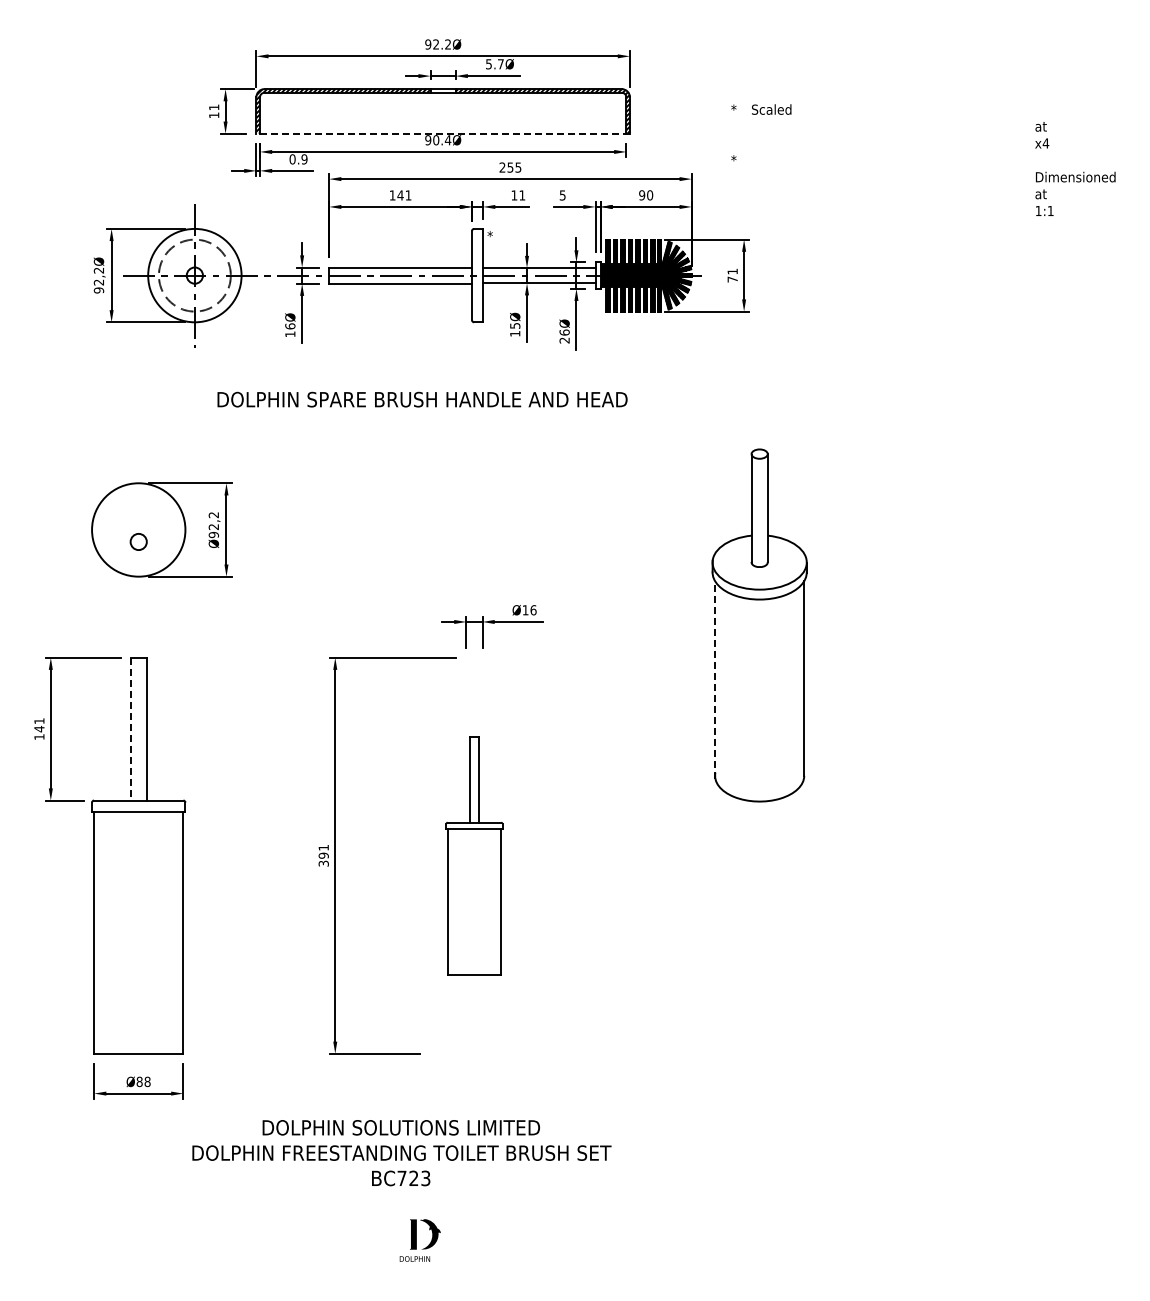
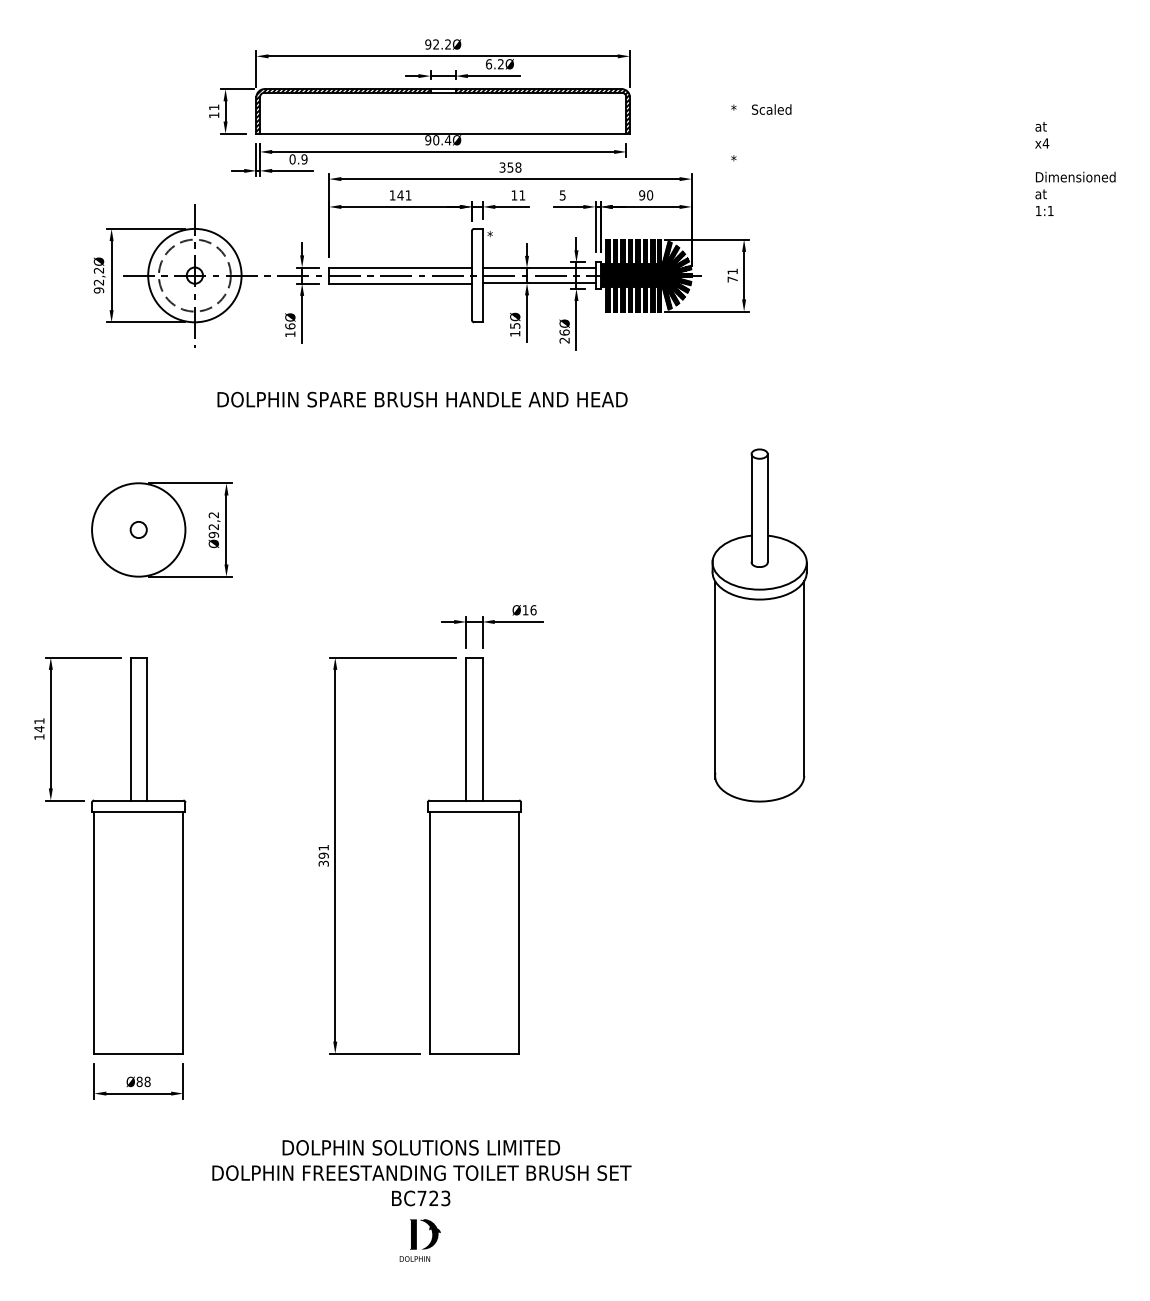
text: 5.7Ø -> 6.2Ø (494, 64)
line: dashed -> solid (443, 133)
text: 255 -> 358 (510, 167)
circle position: (138, 541) -> (138, 529) (138, 529)
line: dashed -> solid (715, 680)
line: dashed -> solid (130, 729)
part size: 59x240 px -> 95x398 px (474, 855)
text position: (401, 1153) -> (421, 1173) (421, 1173)
